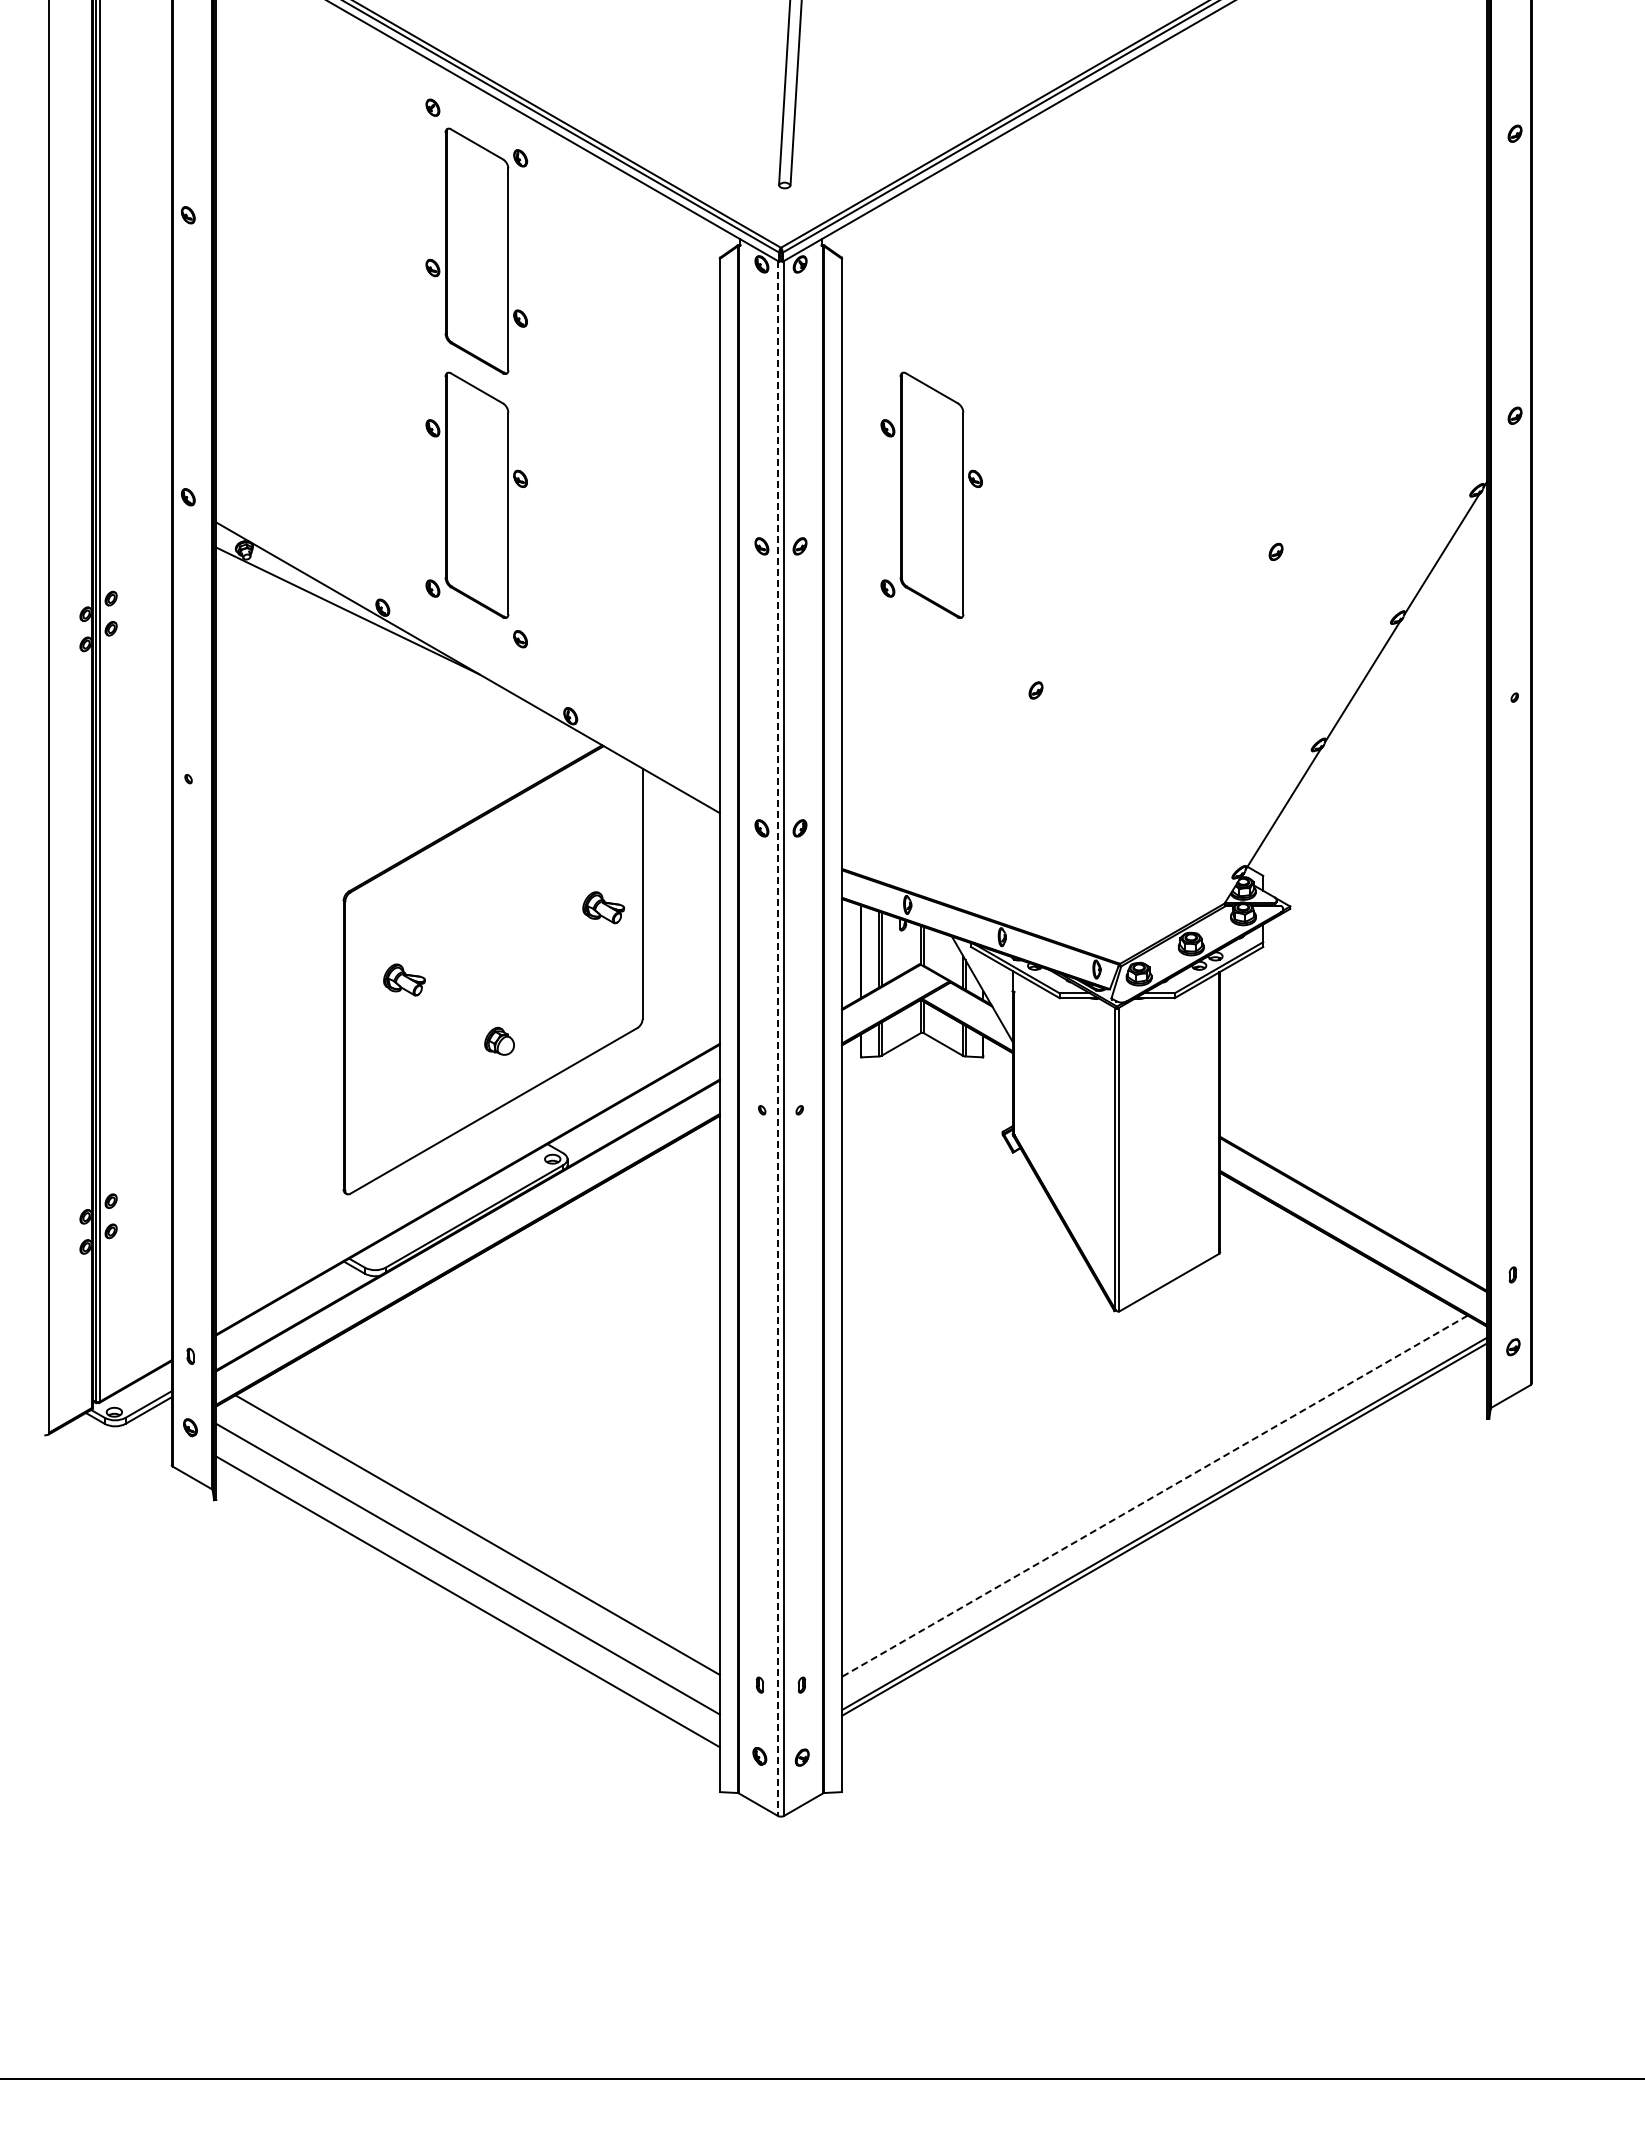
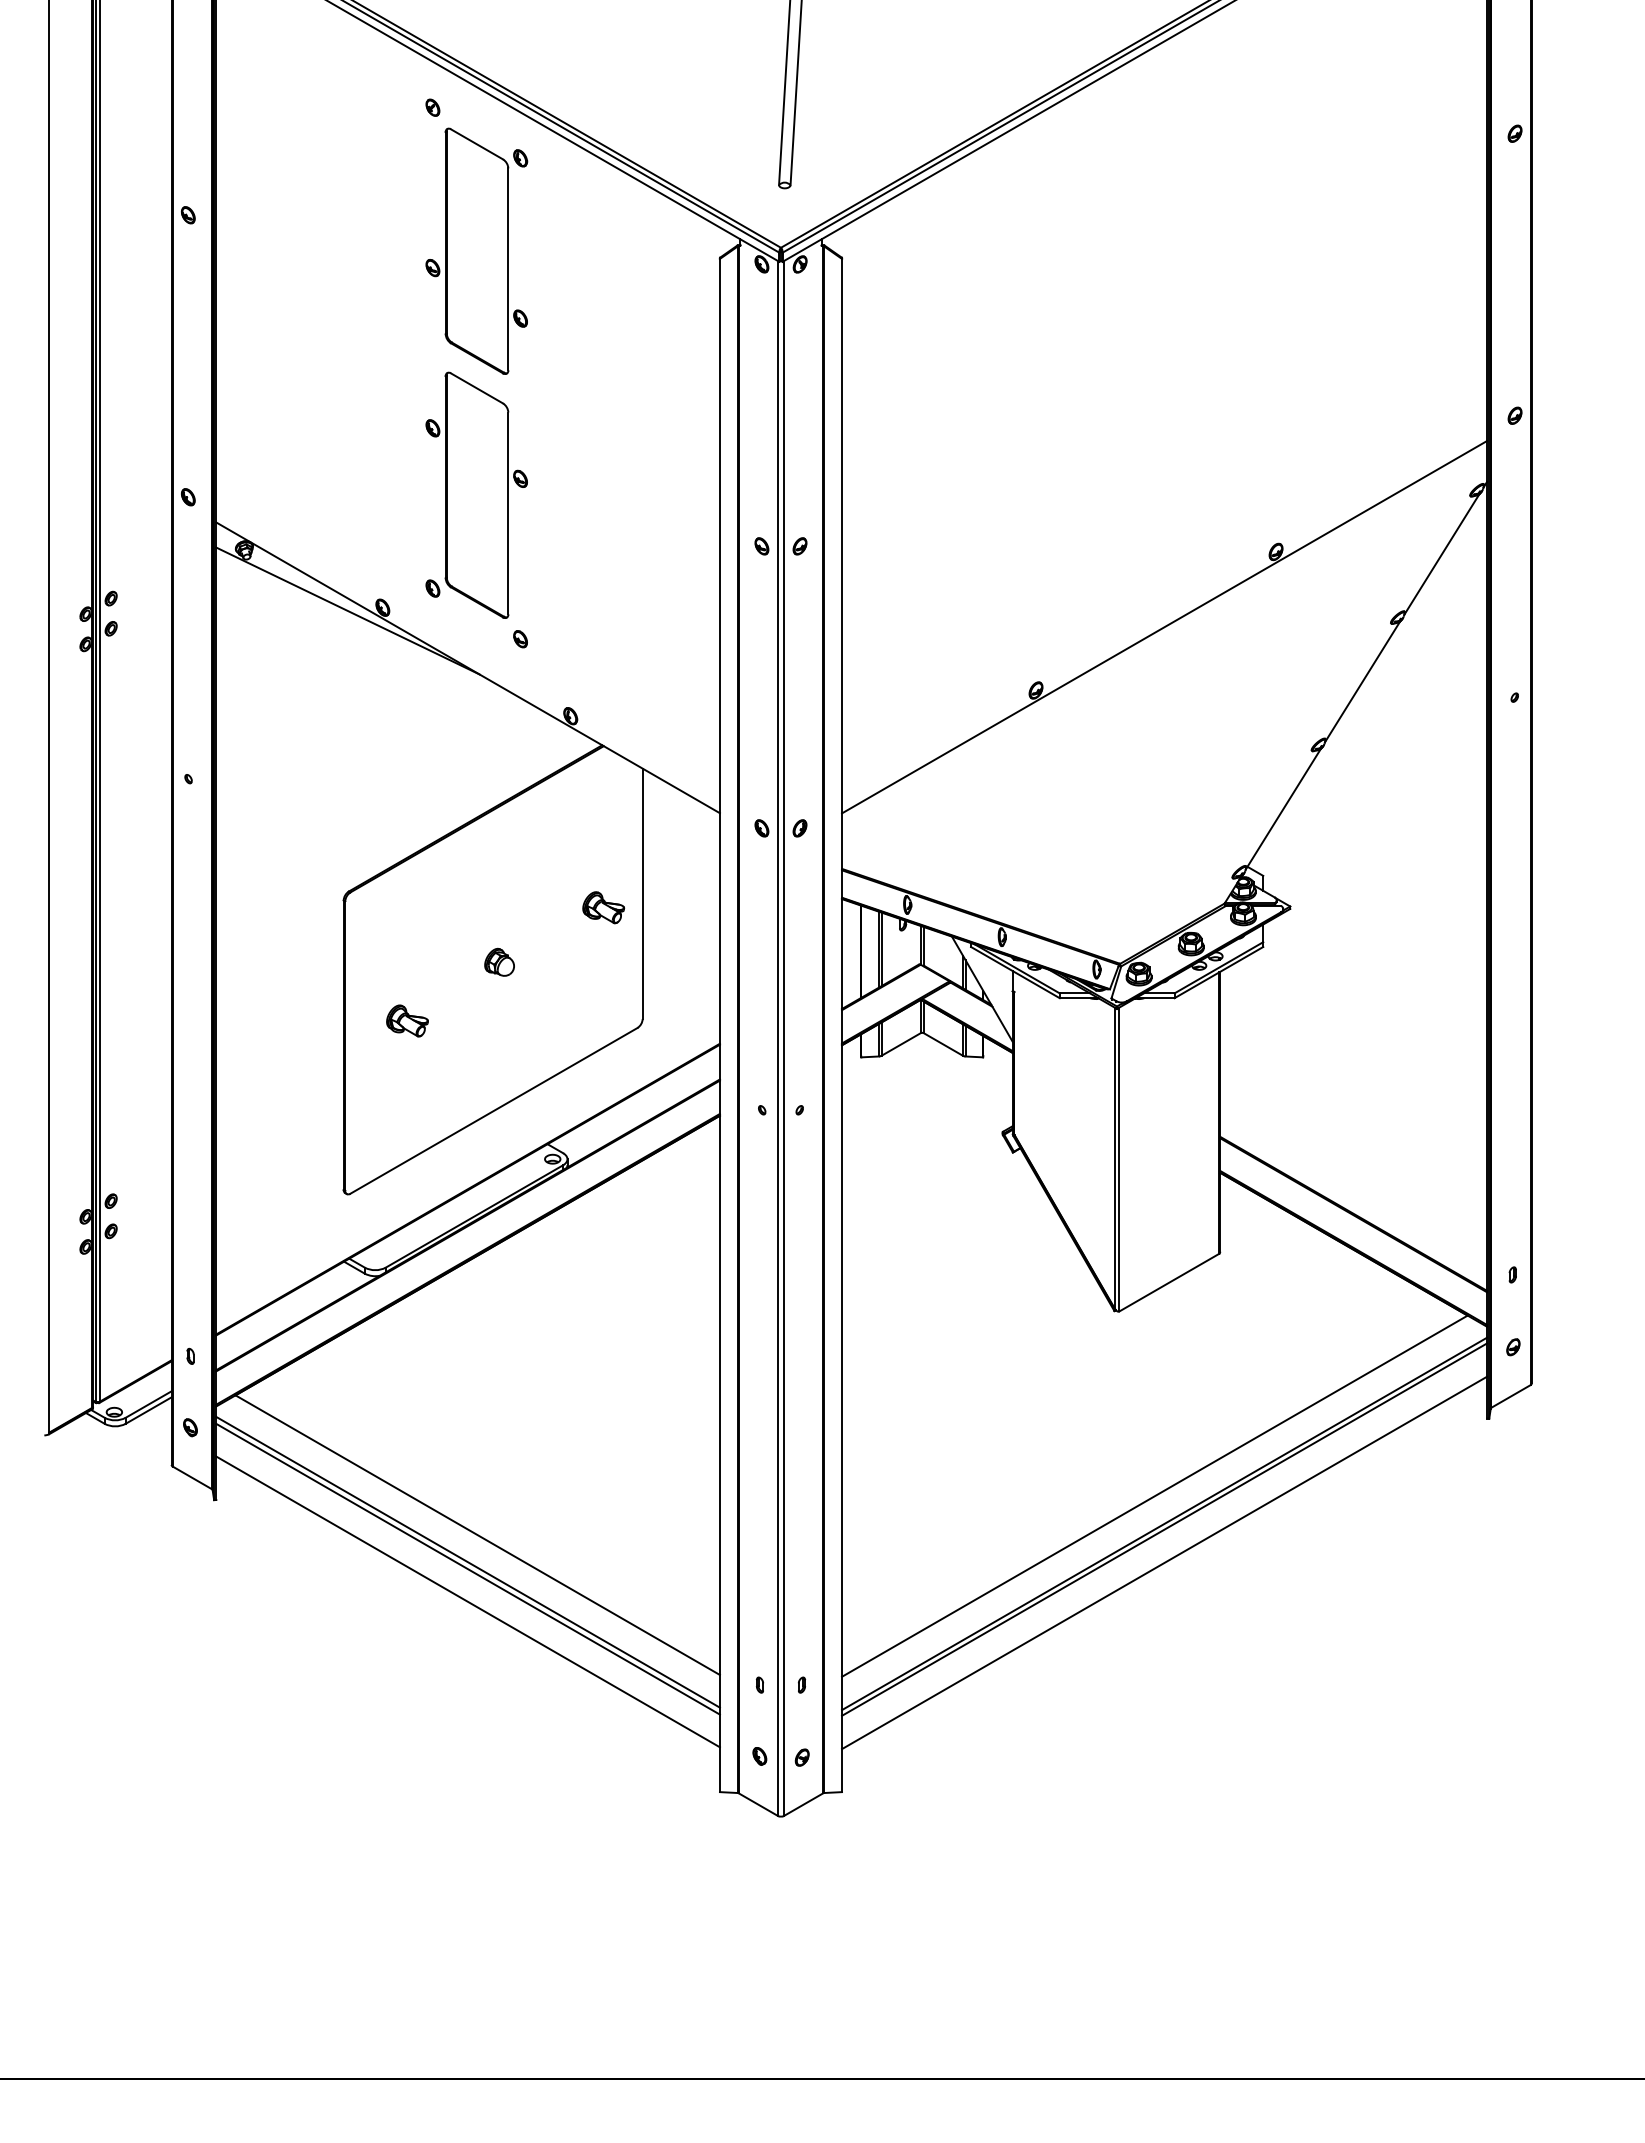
part: present -> none (931, 494)
line: none -> present (1164, 627)
part position: (404, 979) -> (407, 1020) (407, 1020)
line: dashed -> solid (777, 1039)
part position: (499, 1040) -> (499, 961) (499, 961)
line: dashed -> solid (1154, 1496)
line: none -> present (467, 1561)
line: none -> present (1164, 1562)
